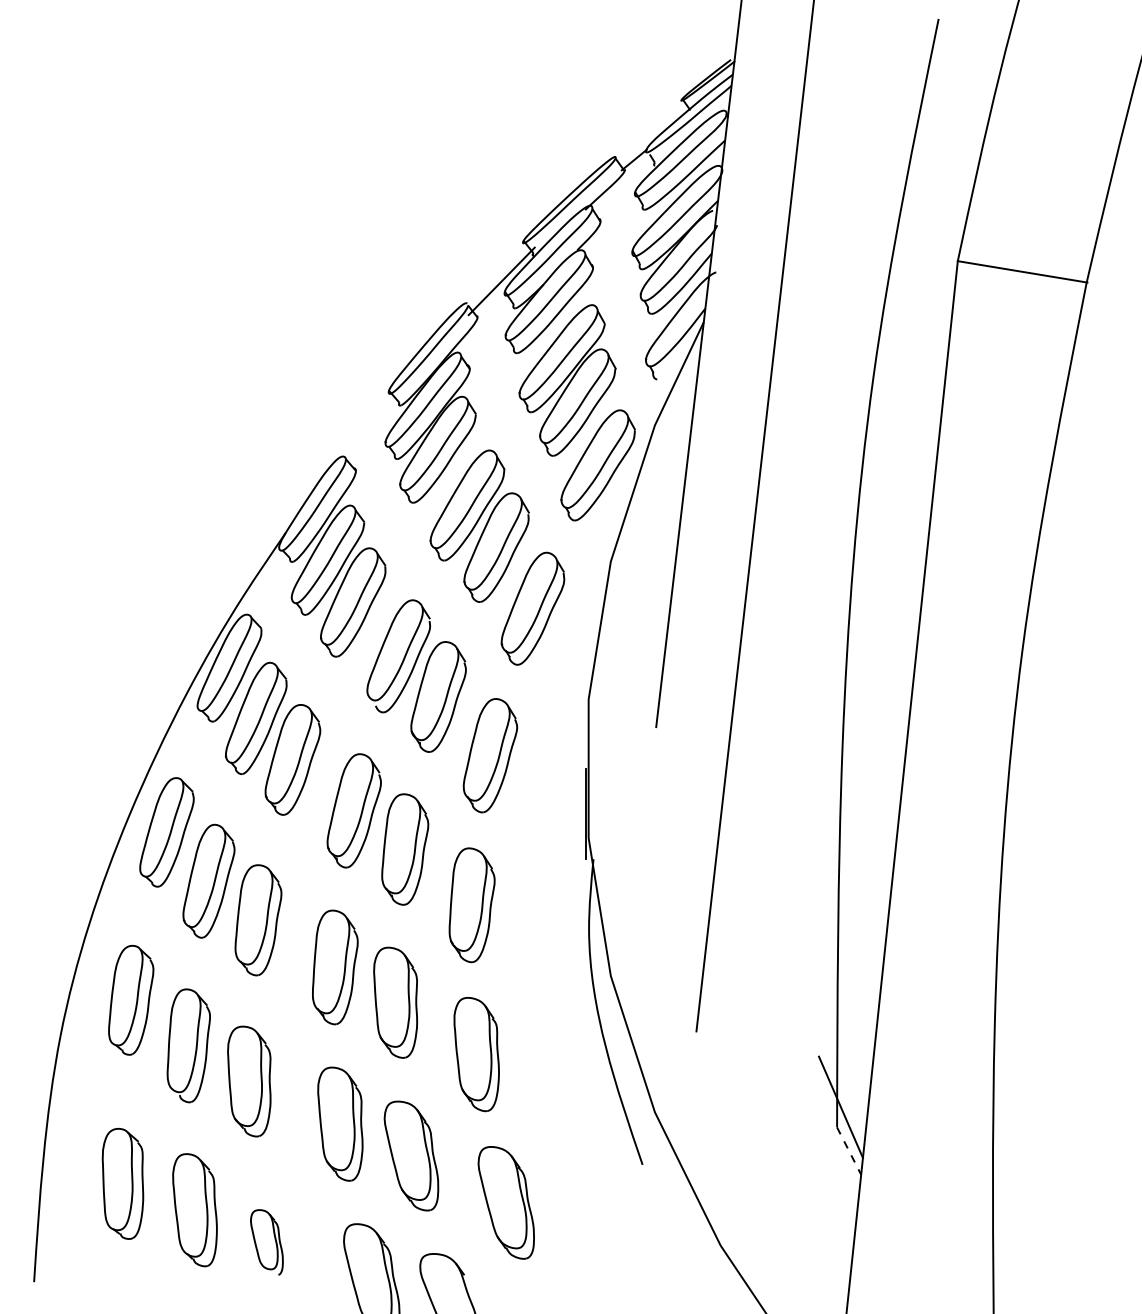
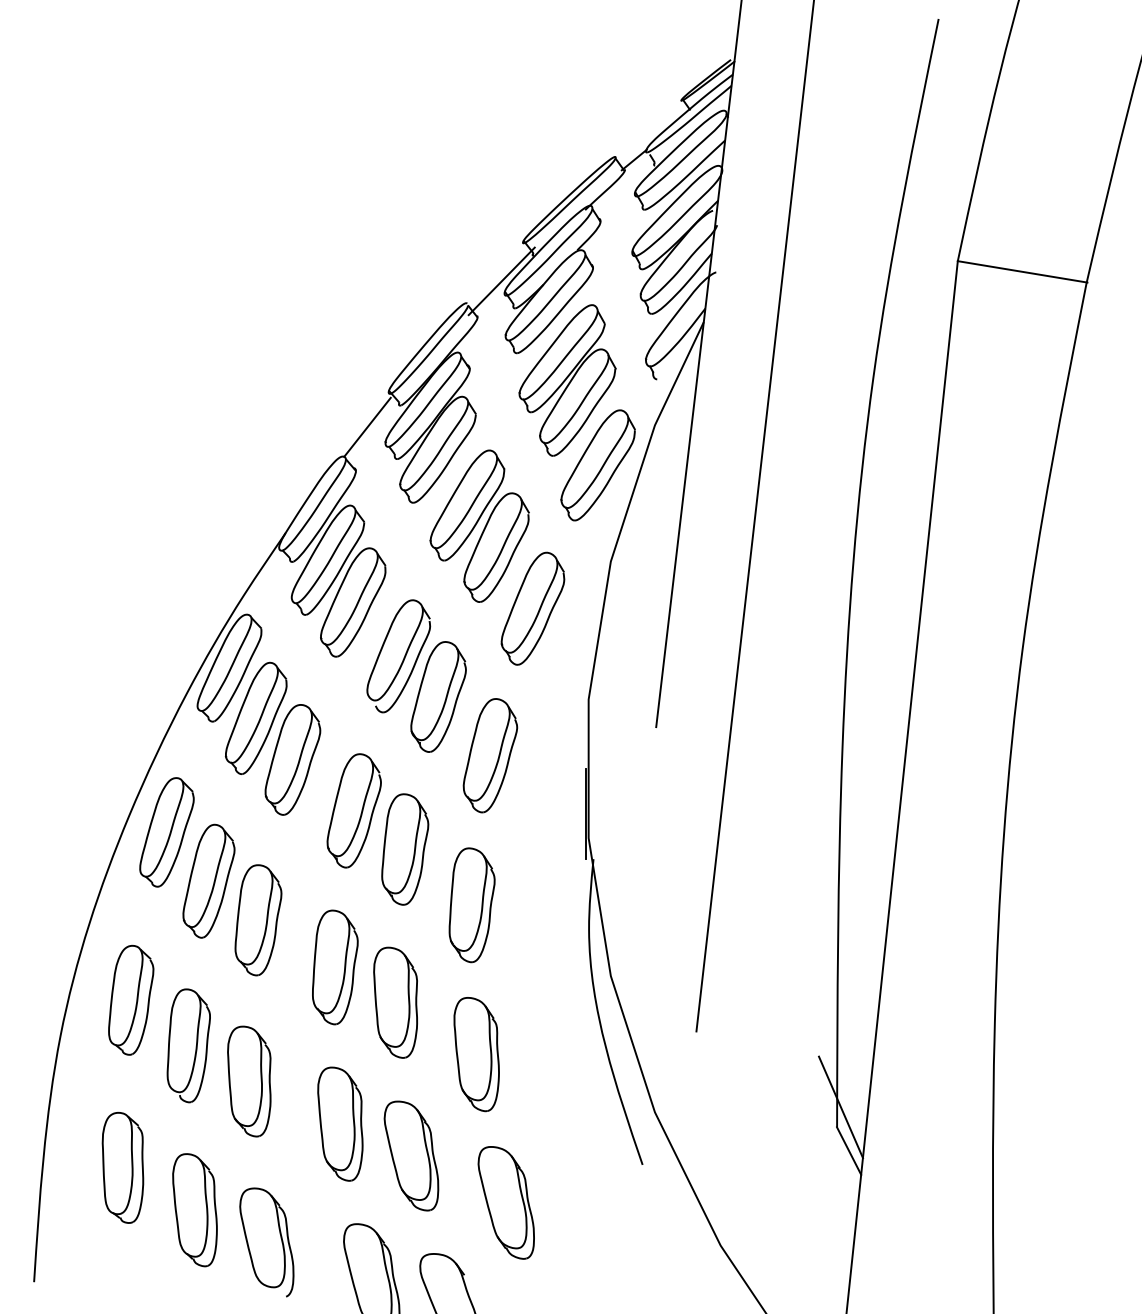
line: none -> present (367, 426)
line: dashed -> solid (849, 1151)
part position: (122, 1183) -> (122, 1167) (122, 1167)
part size: 34x67 px -> 56x111 px (266, 1242)
